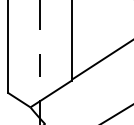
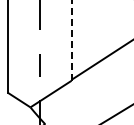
line: solid -> dashed (71, 40)
